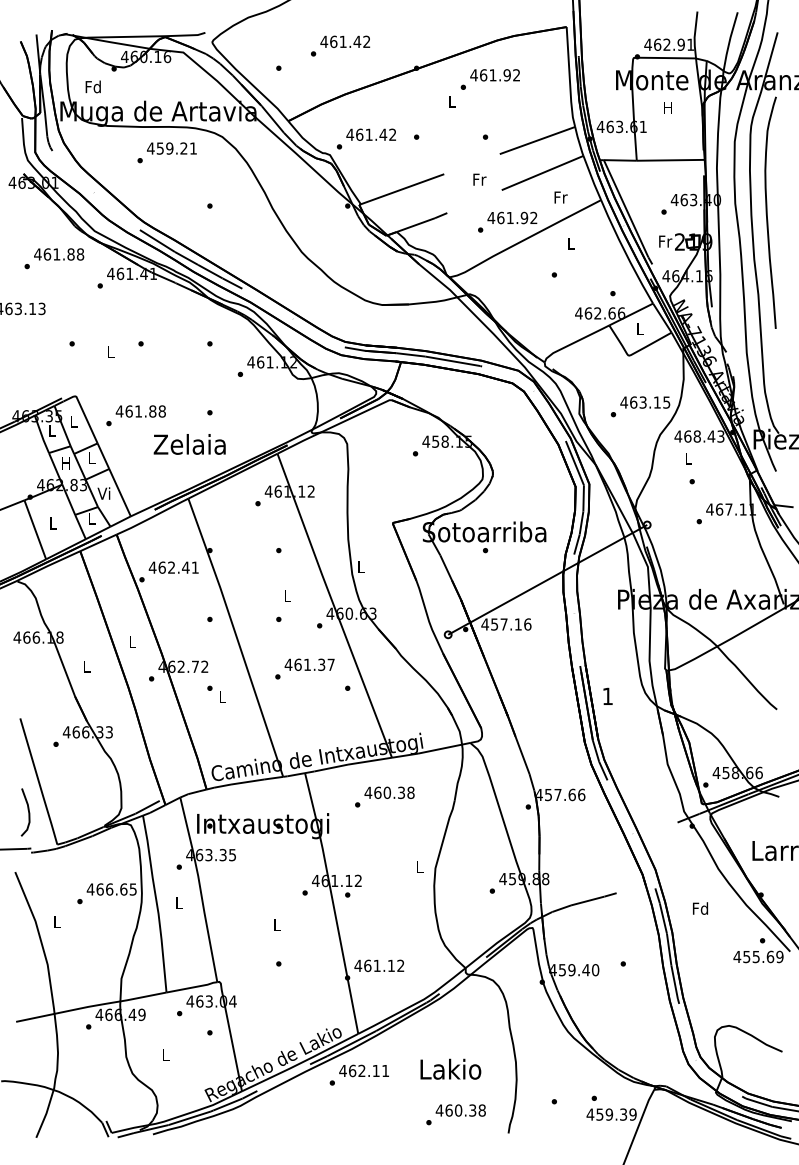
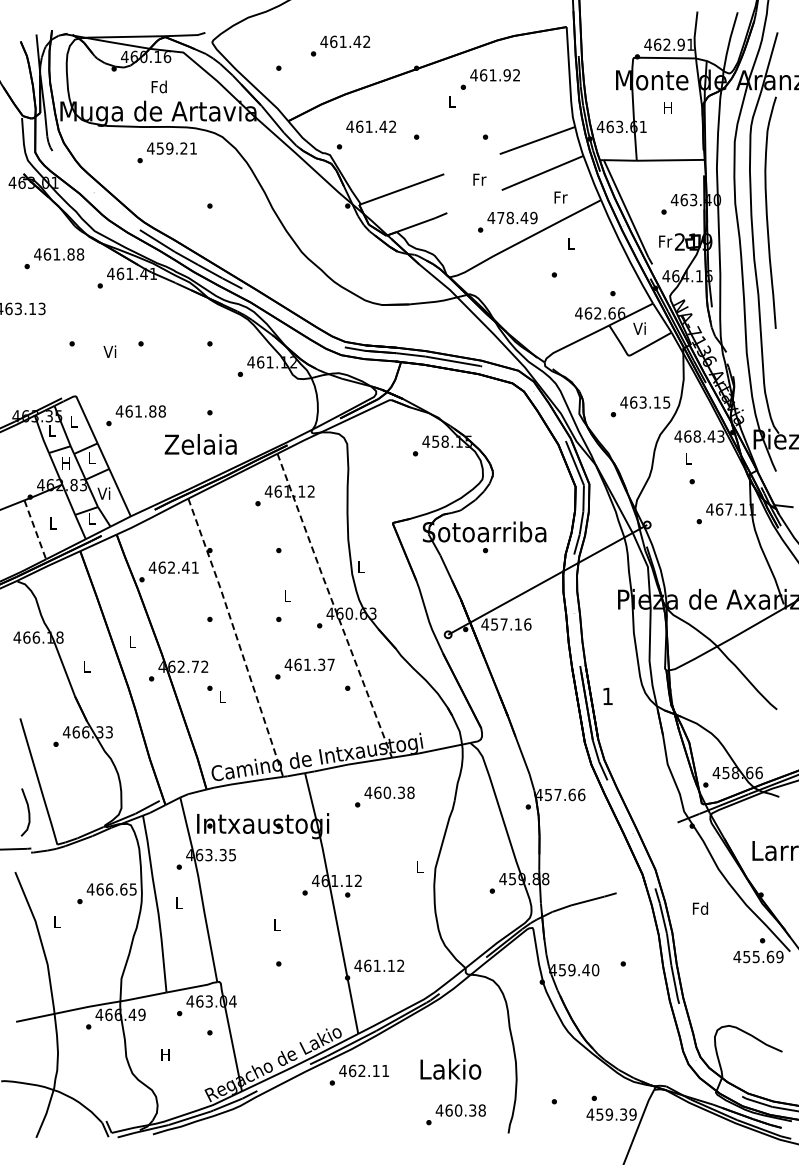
text position: (92, 86) -> (158, 86) (158, 86)
text position: (370, 134) -> (370, 126) (370, 126)
text: 461.92 -> 478.49 (517, 217)
text: L -> Vi (639, 328)
text: L -> Vi (109, 351)
text position: (189, 444) -> (200, 444) (200, 444)
line: solid -> dashed (35, 530)
line: solid -> dashed (333, 605)
line: solid -> dashed (236, 637)
text: L -> H (165, 1054)
